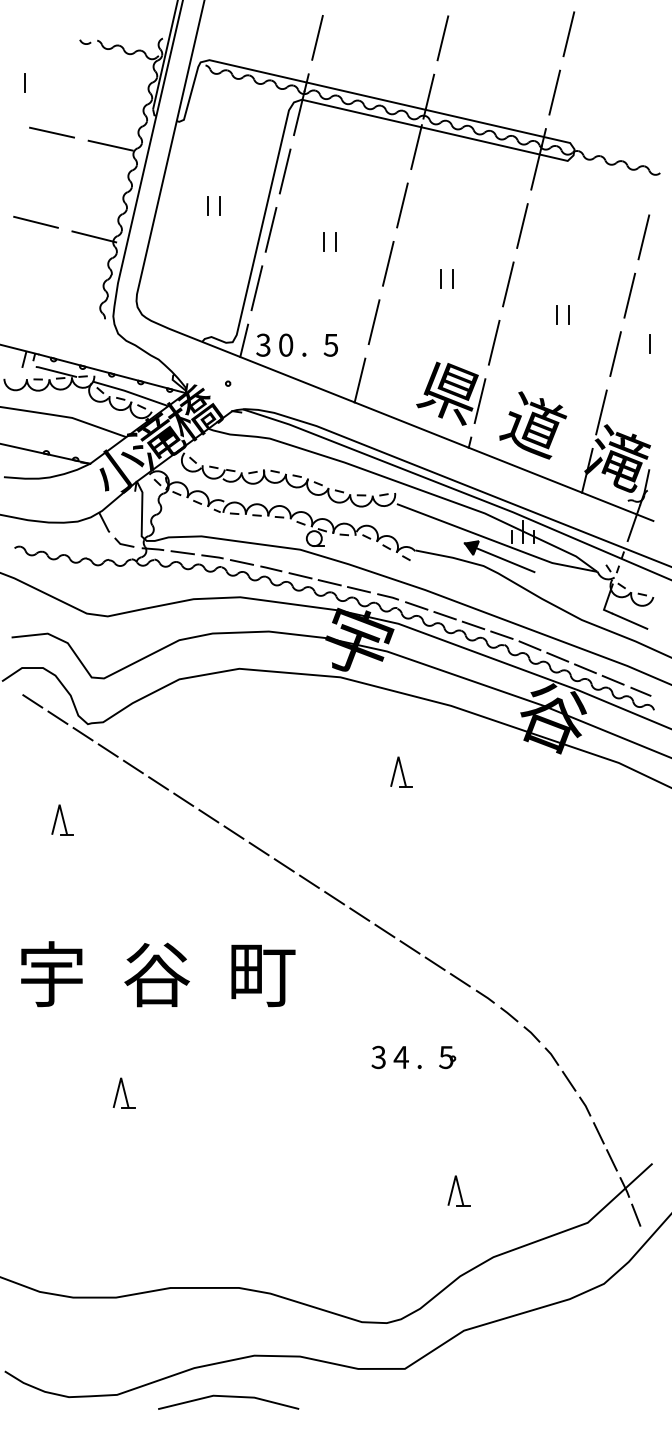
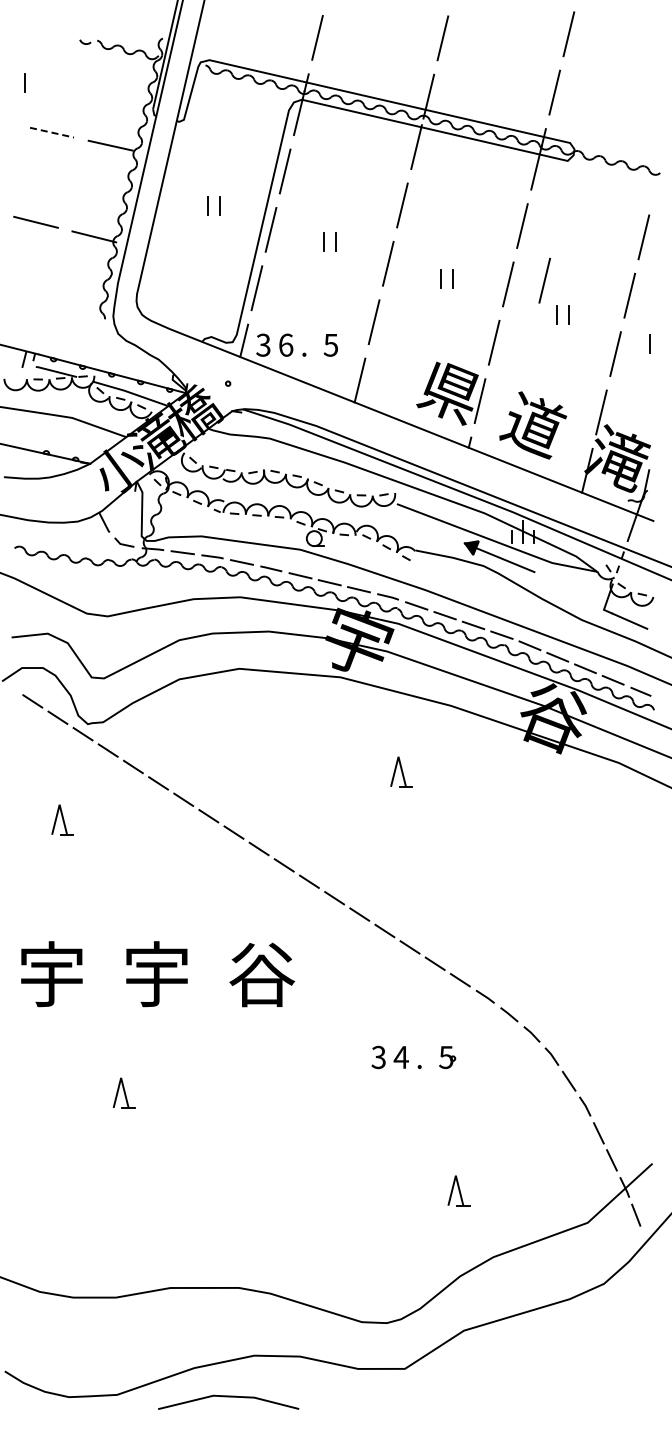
line: solid -> dashed (52, 132)
line: none -> present (544, 280)
text: 0 -> 6 (286, 344)
text: 谷 -> 宇 (156, 974)
text: 町 -> 谷 (262, 974)
